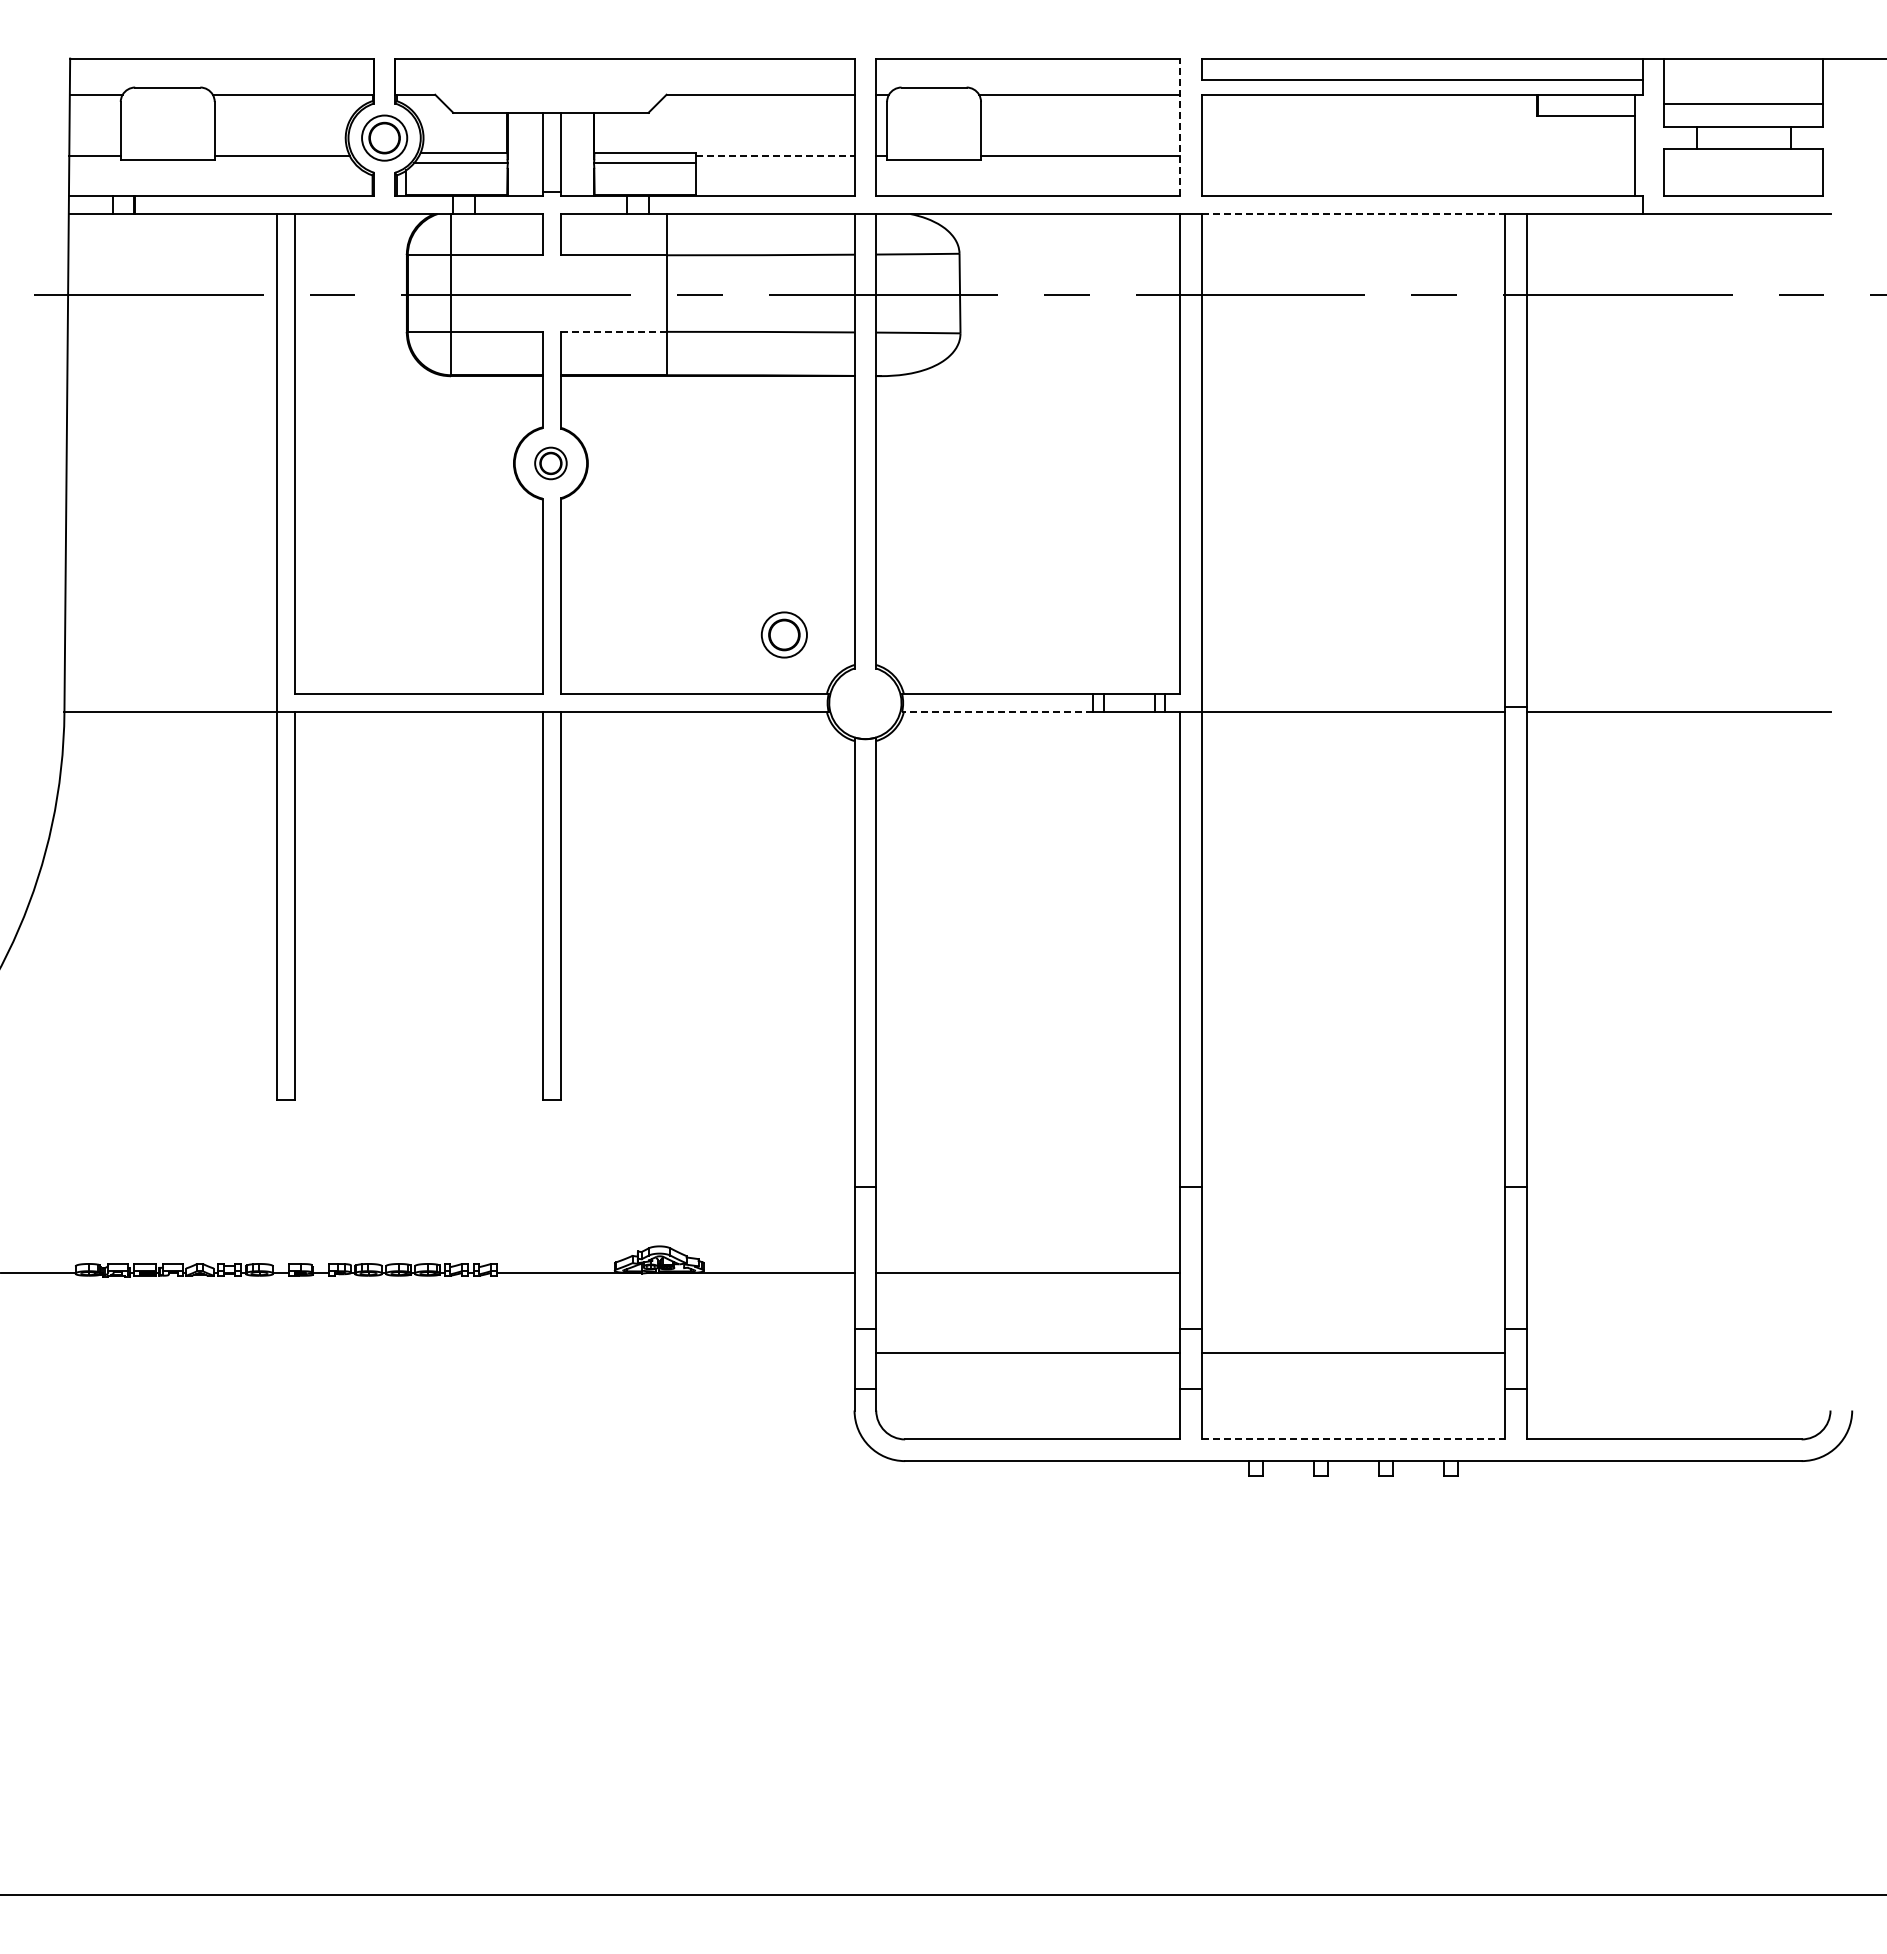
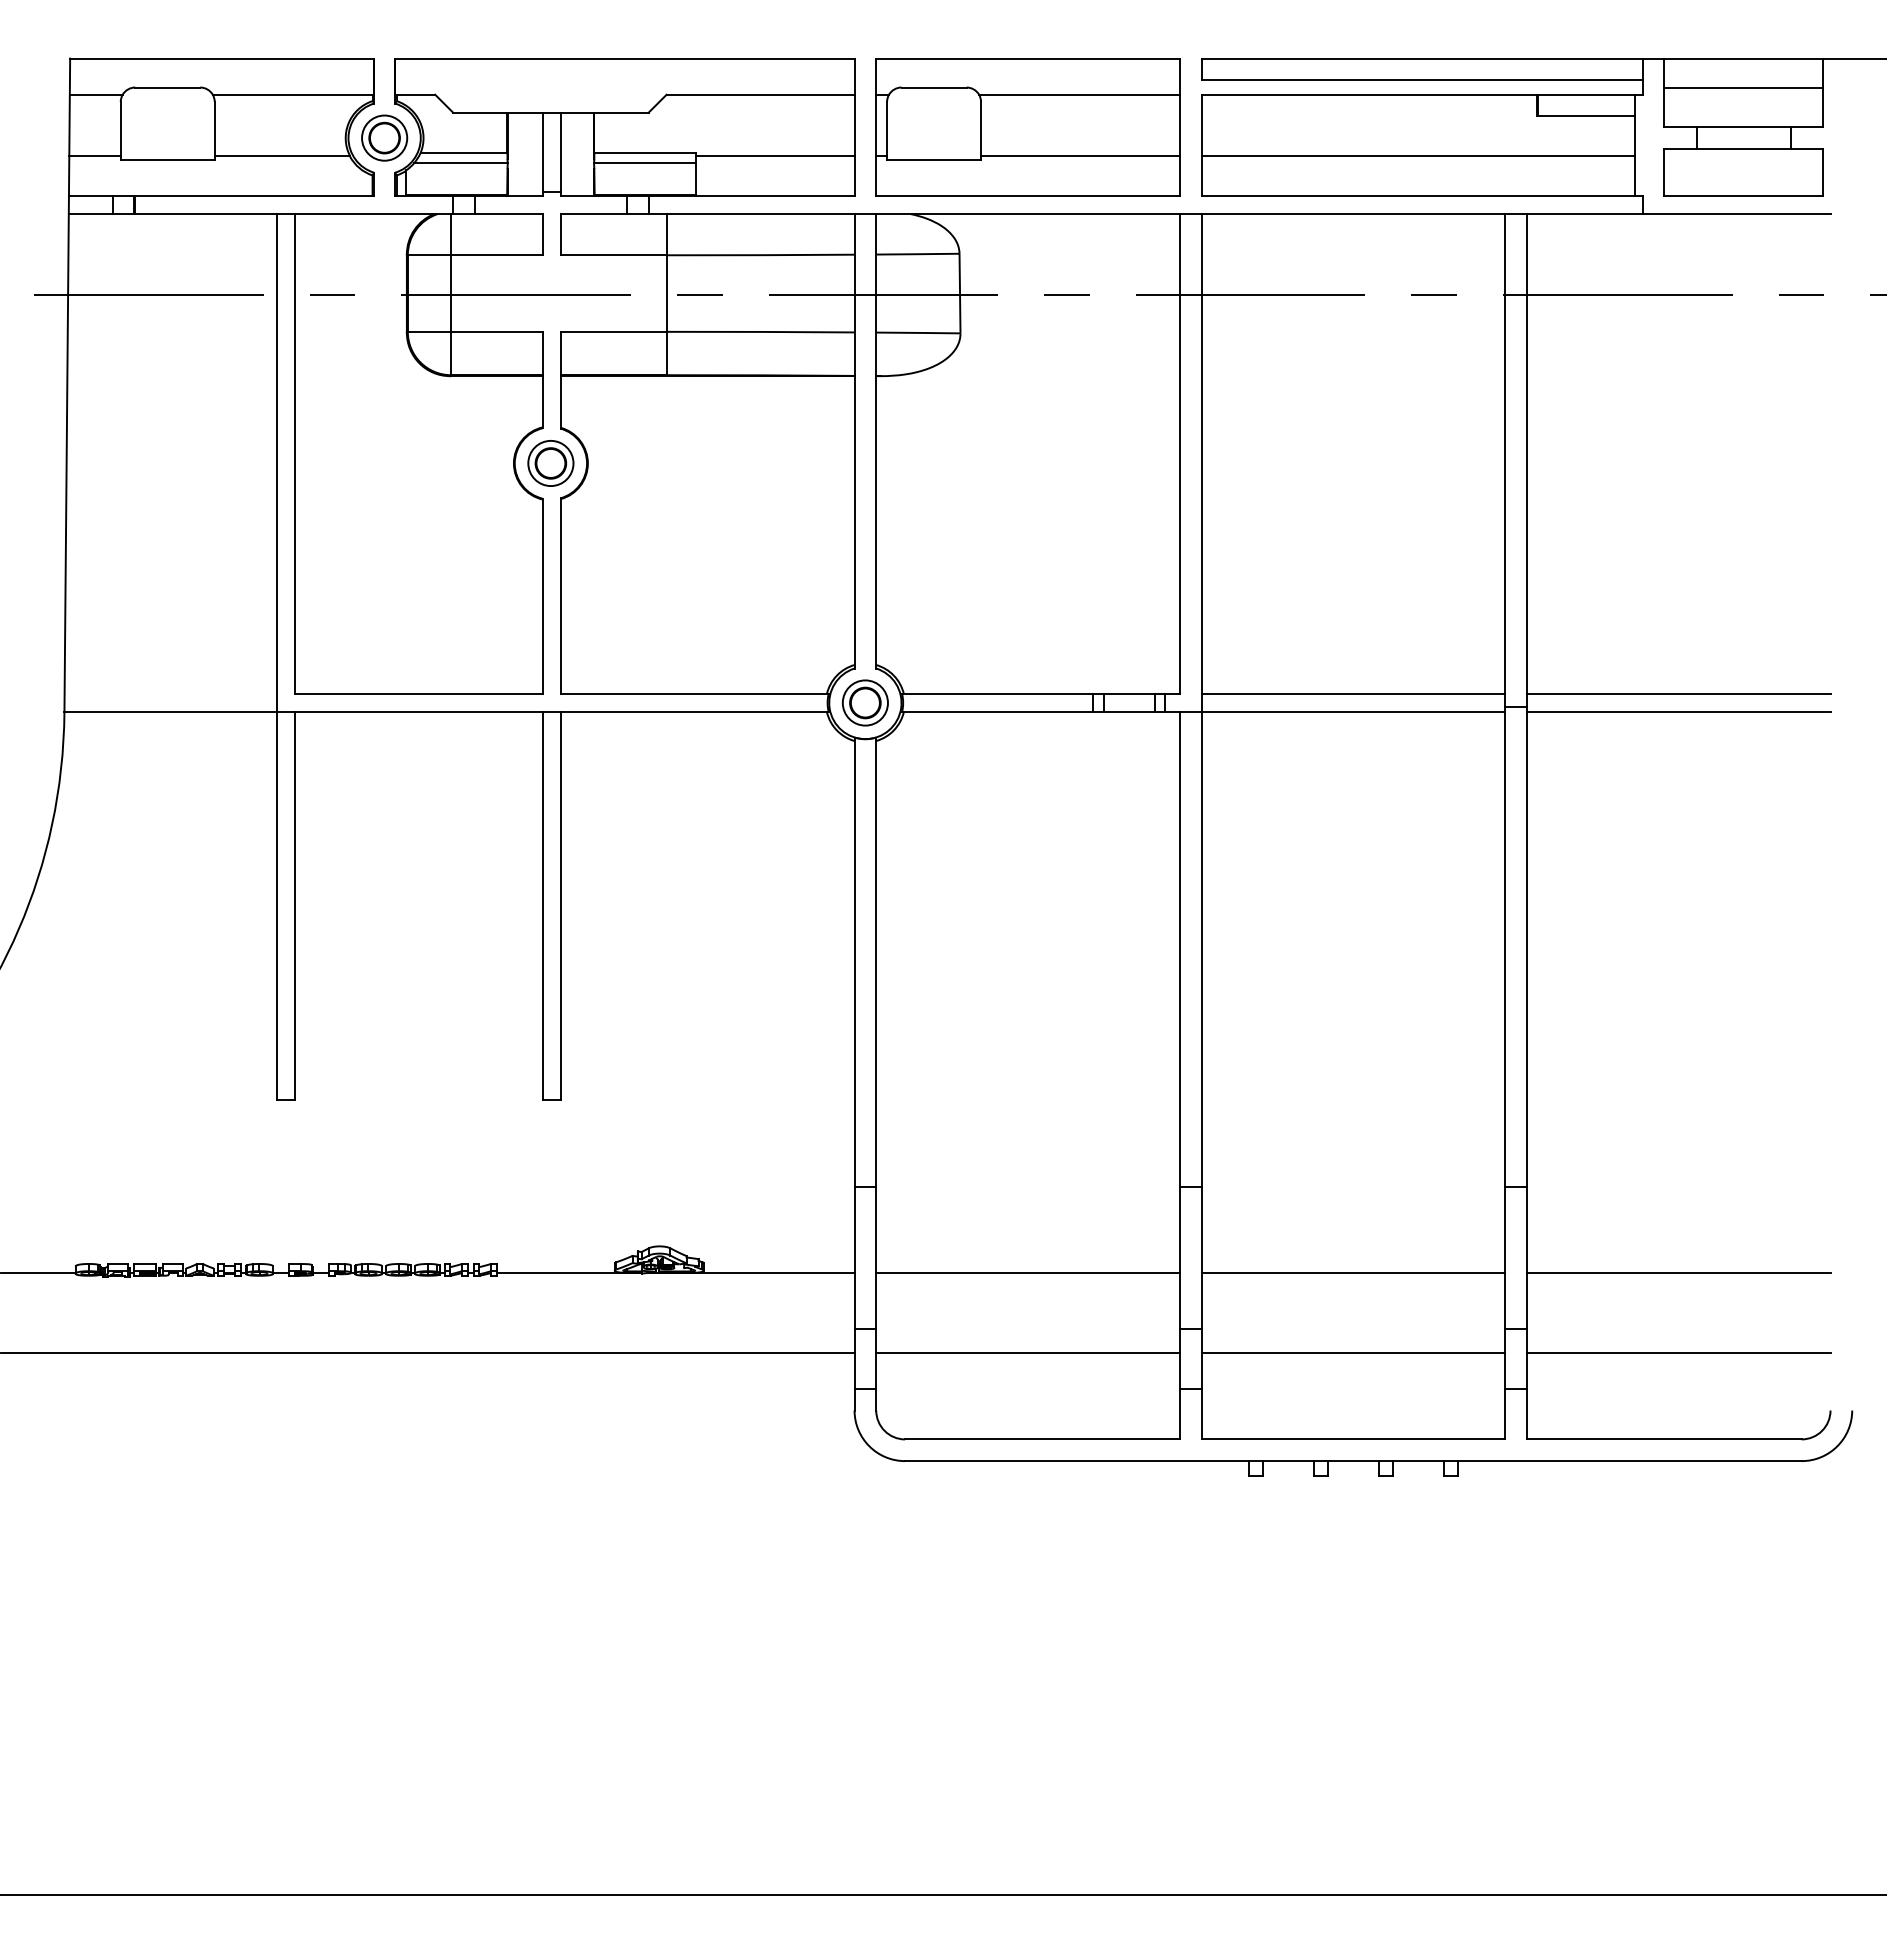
line position: (1743, 103) -> (1743, 87) (1743, 87)
line: dashed -> solid (1179, 127)
line: dashed -> solid (775, 156)
line: none -> present (1418, 156)
line: dashed -> solid (1353, 214)
line: dashed -> solid (613, 331)
part size: 34x35 px -> 48x47 px (550, 463)
part position: (783, 634) -> (864, 702) (864, 702)
line: none -> present (1353, 693)
line: none -> present (1678, 693)
line: dashed -> solid (997, 712)
line: none -> present (1353, 1273)
line: none -> present (1678, 1273)
line: none -> present (428, 1352)
line: none -> present (1678, 1352)
line: dashed -> solid (1353, 1439)
